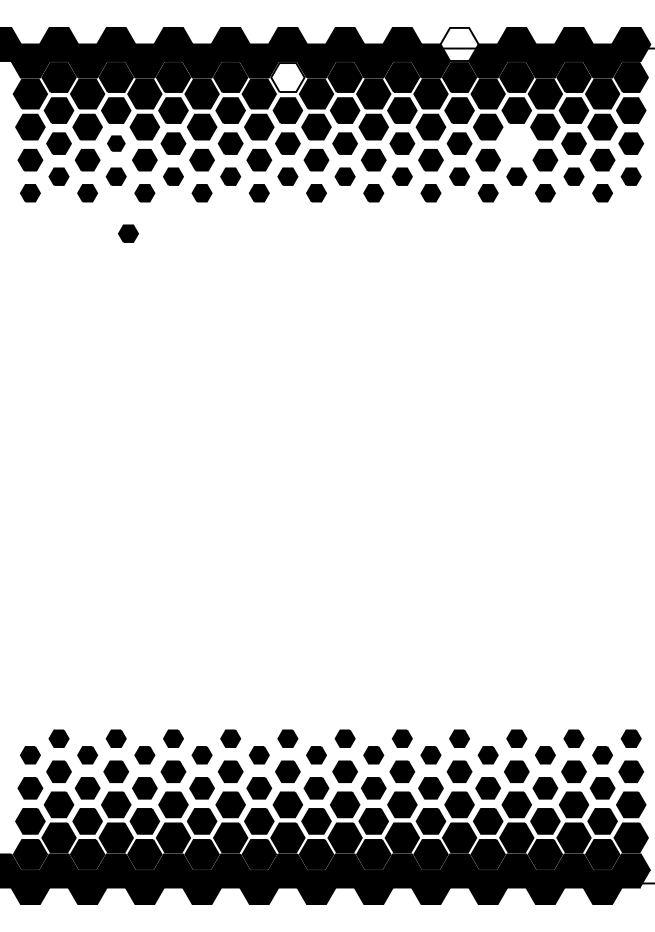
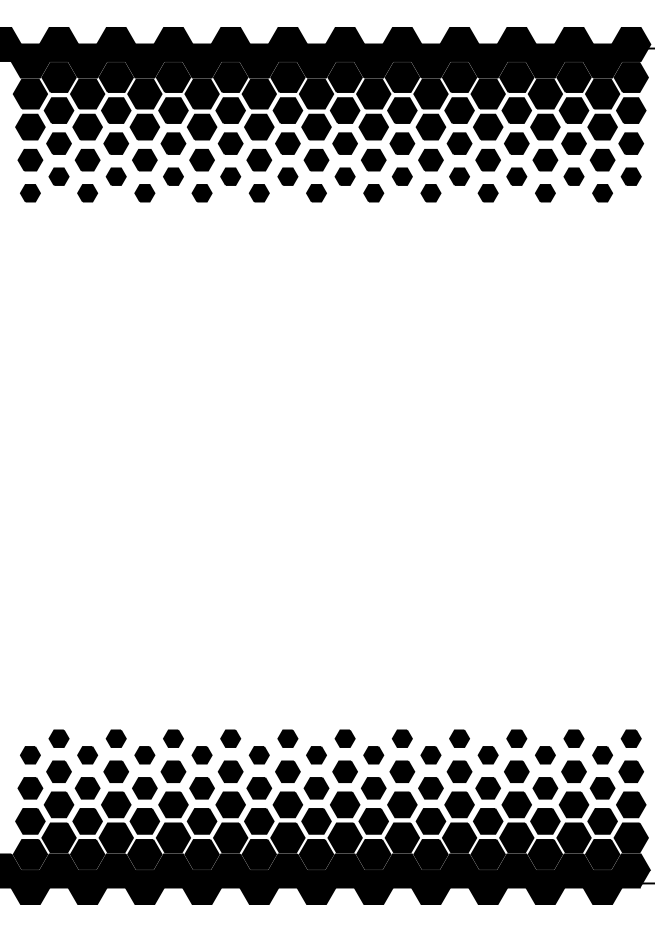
fill: none -> present (459, 44)
fill: none -> present (287, 77)
part size: 19x17 px -> 27x23 px (116, 143)
part: none -> present (516, 143)
part: present -> none (128, 233)
